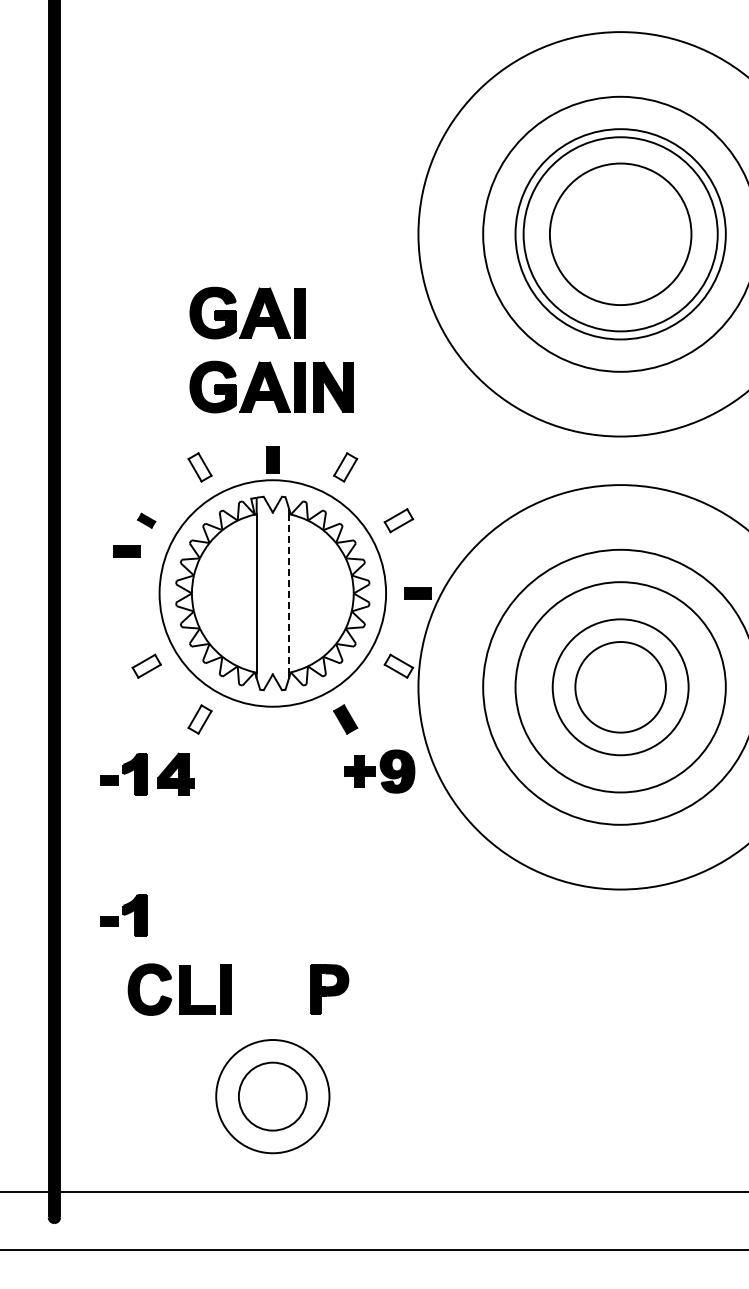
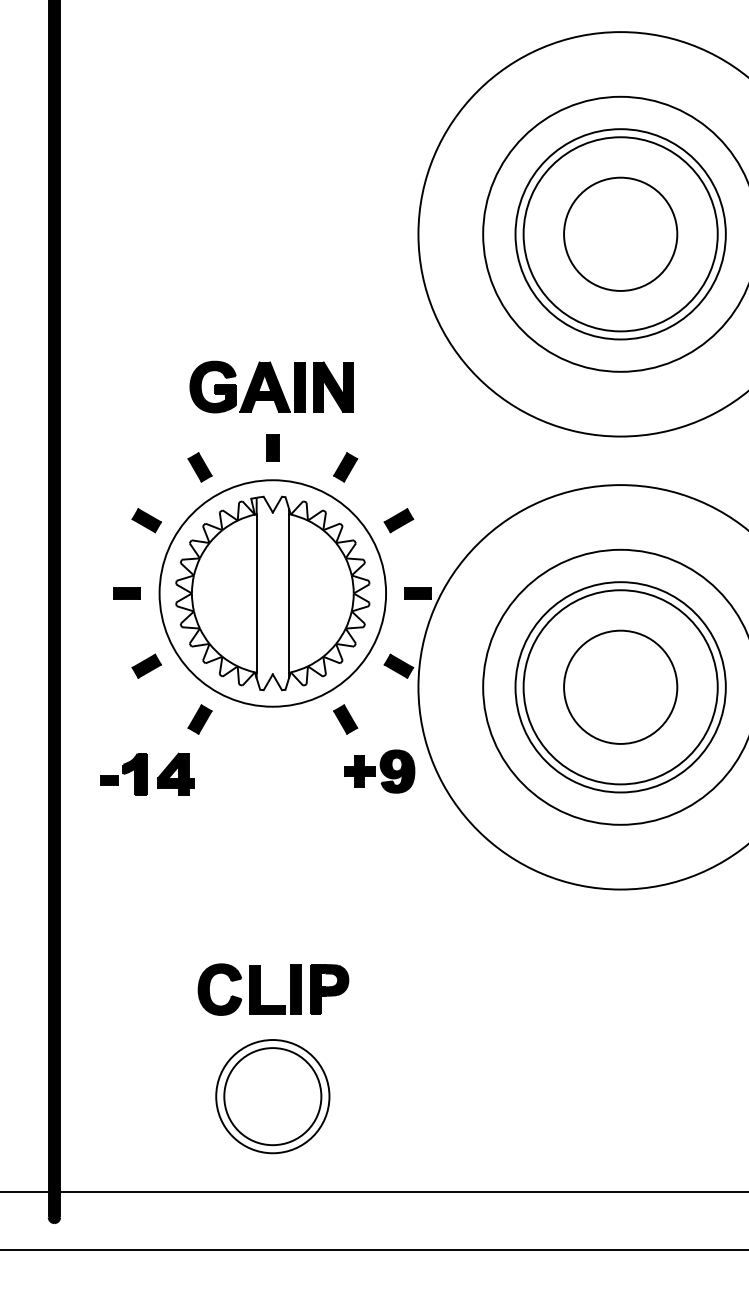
circle diameter: 142 px -> 113 px (620, 233)
part: present -> none (247, 312)
part position: (272, 459) -> (272, 447) (272, 447)
fill: none -> present (199, 467)
fill: none -> present (345, 467)
part size: 20x17 px -> 31x26 px (146, 520)
fill: none -> present (398, 520)
part position: (126, 551) -> (126, 593) (126, 593)
line: dashed -> solid (289, 593)
fill: none -> present (146, 665)
fill: none -> present (398, 665)
circle diameter: 136 px -> 194 px (620, 687)
circle diameter: 91 px -> 113 px (620, 686)
fill: none -> present (199, 719)
part: present -> none (123, 915)
part position: (179, 989) -> (249, 989) (249, 989)
circle diameter: 68 px -> 97 px (272, 1096)
